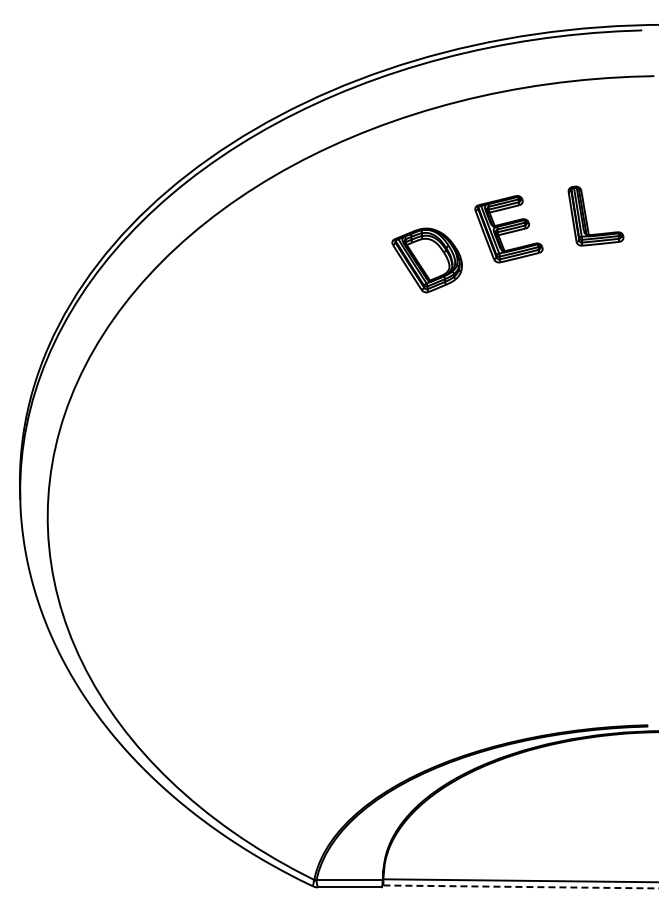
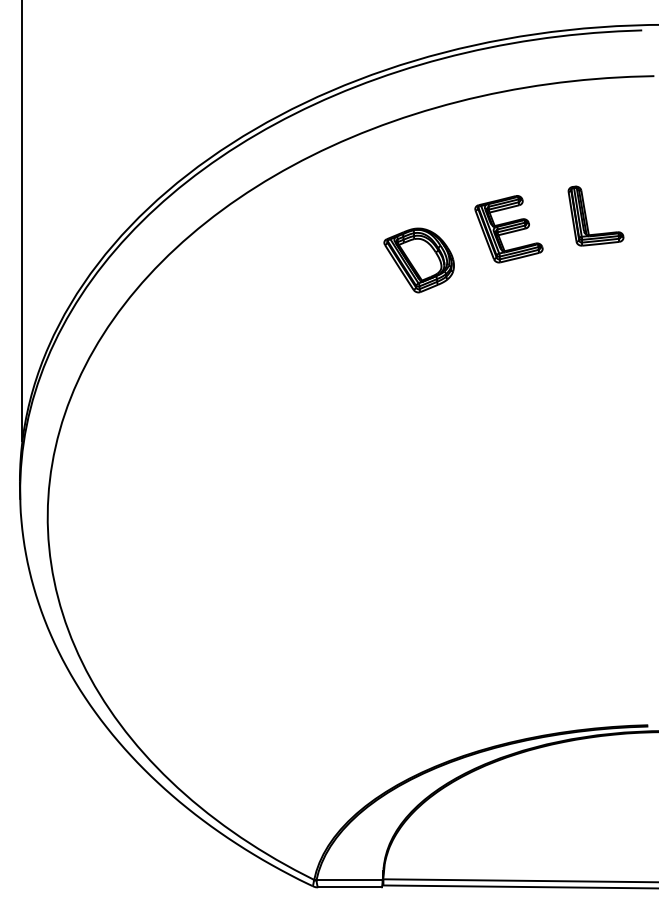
line: none -> present (22, 221)
part position: (426, 260) -> (418, 260) (418, 260)
line: dashed -> solid (520, 886)
